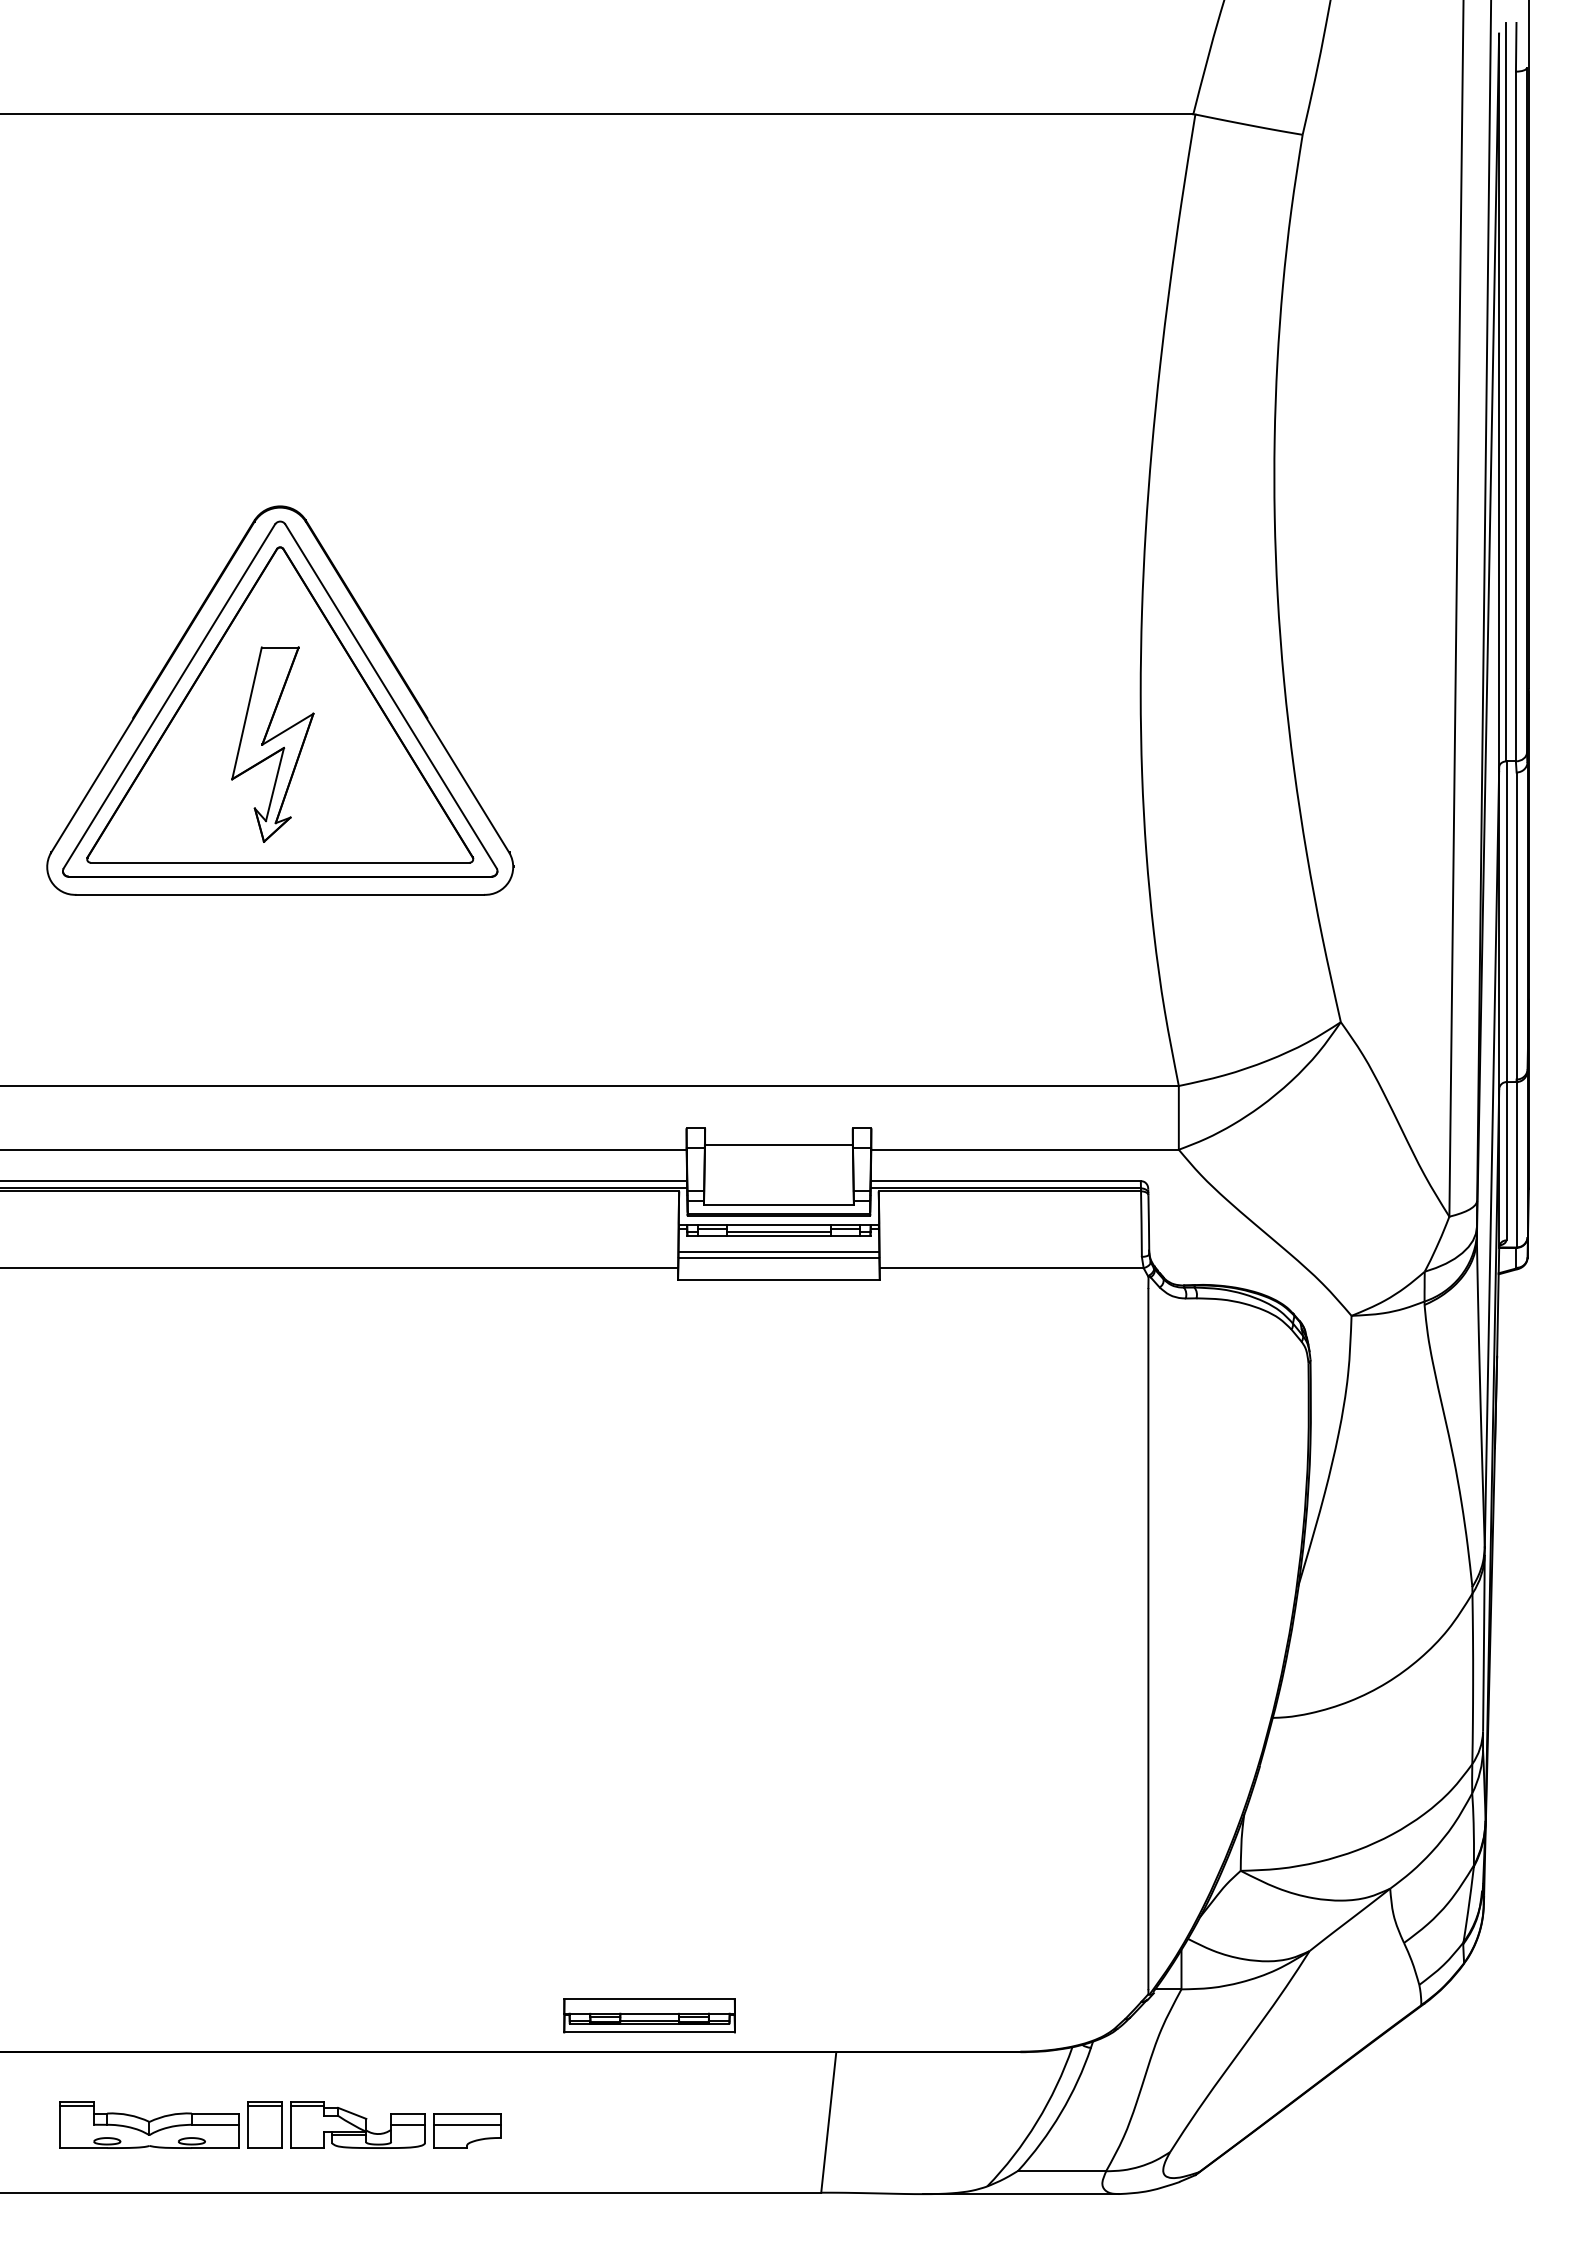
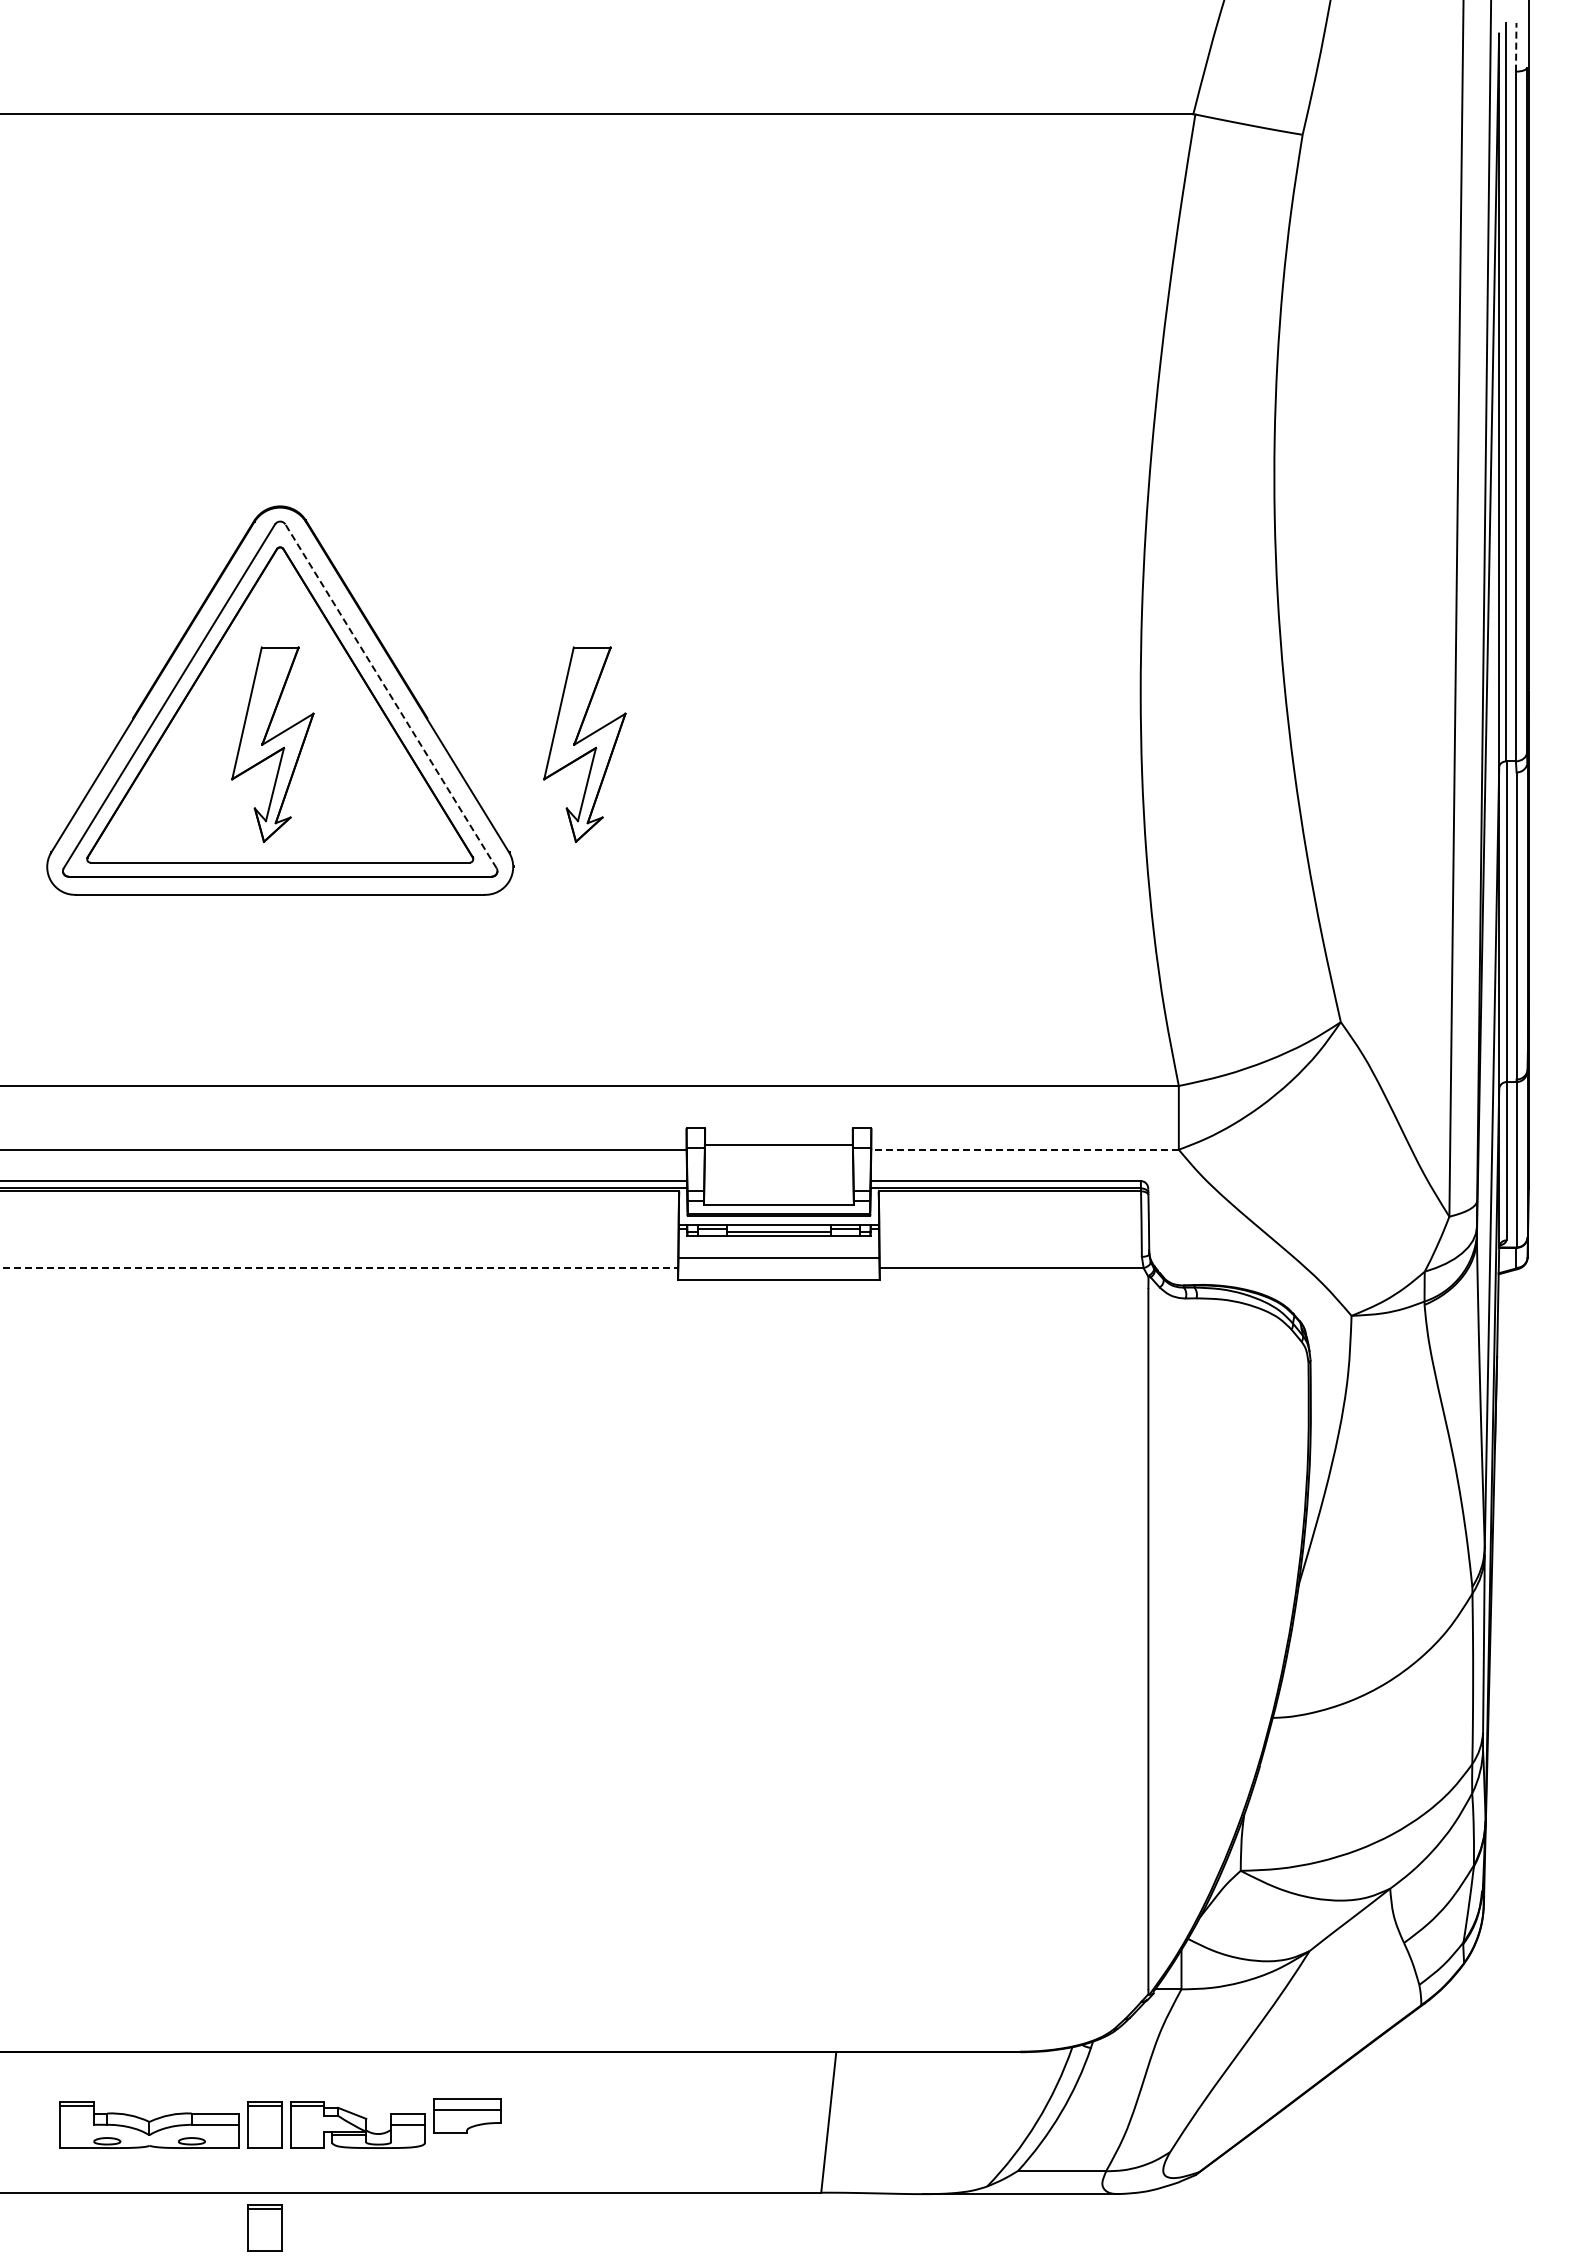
line: solid -> dashed (1516, 46)
line: solid -> dashed (391, 696)
part: none -> present (584, 744)
line: solid -> dashed (1025, 1149)
line: present -> none (778, 1252)
line: solid -> dashed (339, 1268)
part: present -> none (649, 2015)
part position: (467, 2130) -> (467, 2115) (467, 2115)
part: none -> present (264, 2227)
